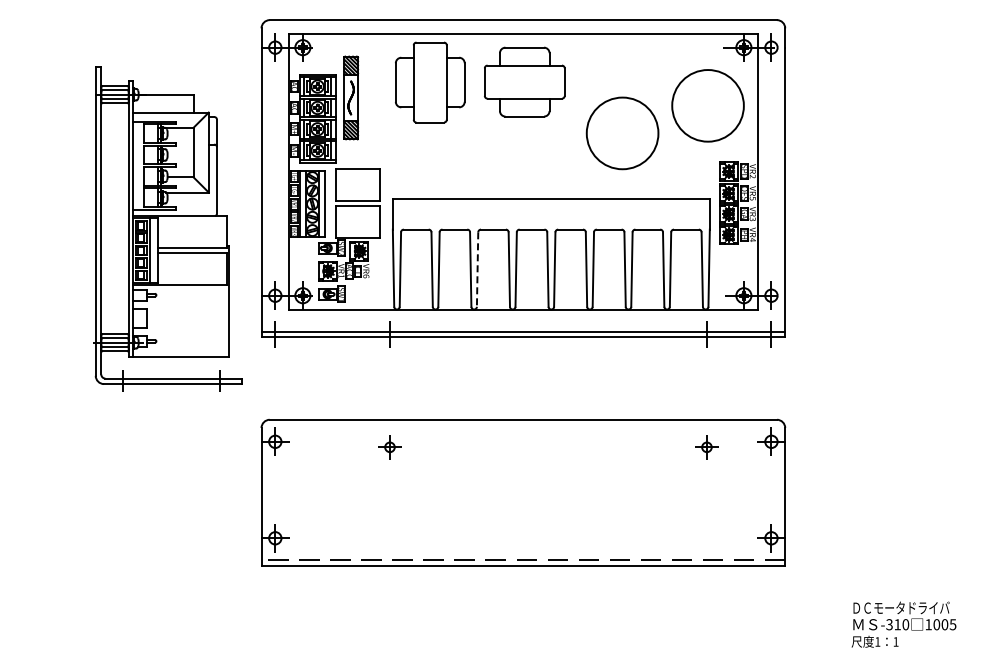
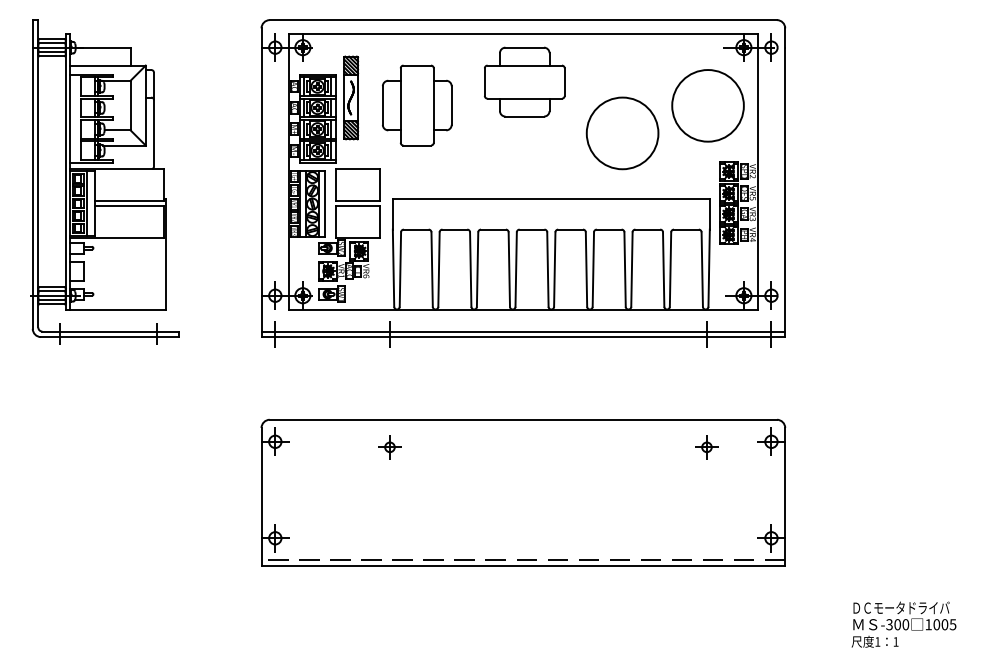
part position: (430, 82) -> (417, 105) (417, 105)
part position: (167, 228) -> (104, 181) (104, 181)
line: dashed -> solid (477, 270)
text: -310 -> -300 (897, 624)
